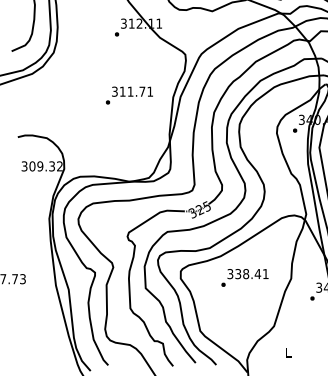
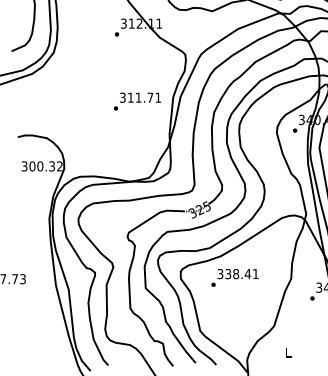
text position: (129, 95) -> (137, 101) (137, 101)
text: 309.32 -> 300.32 (40, 166)
text position: (244, 277) -> (234, 277) (234, 277)
